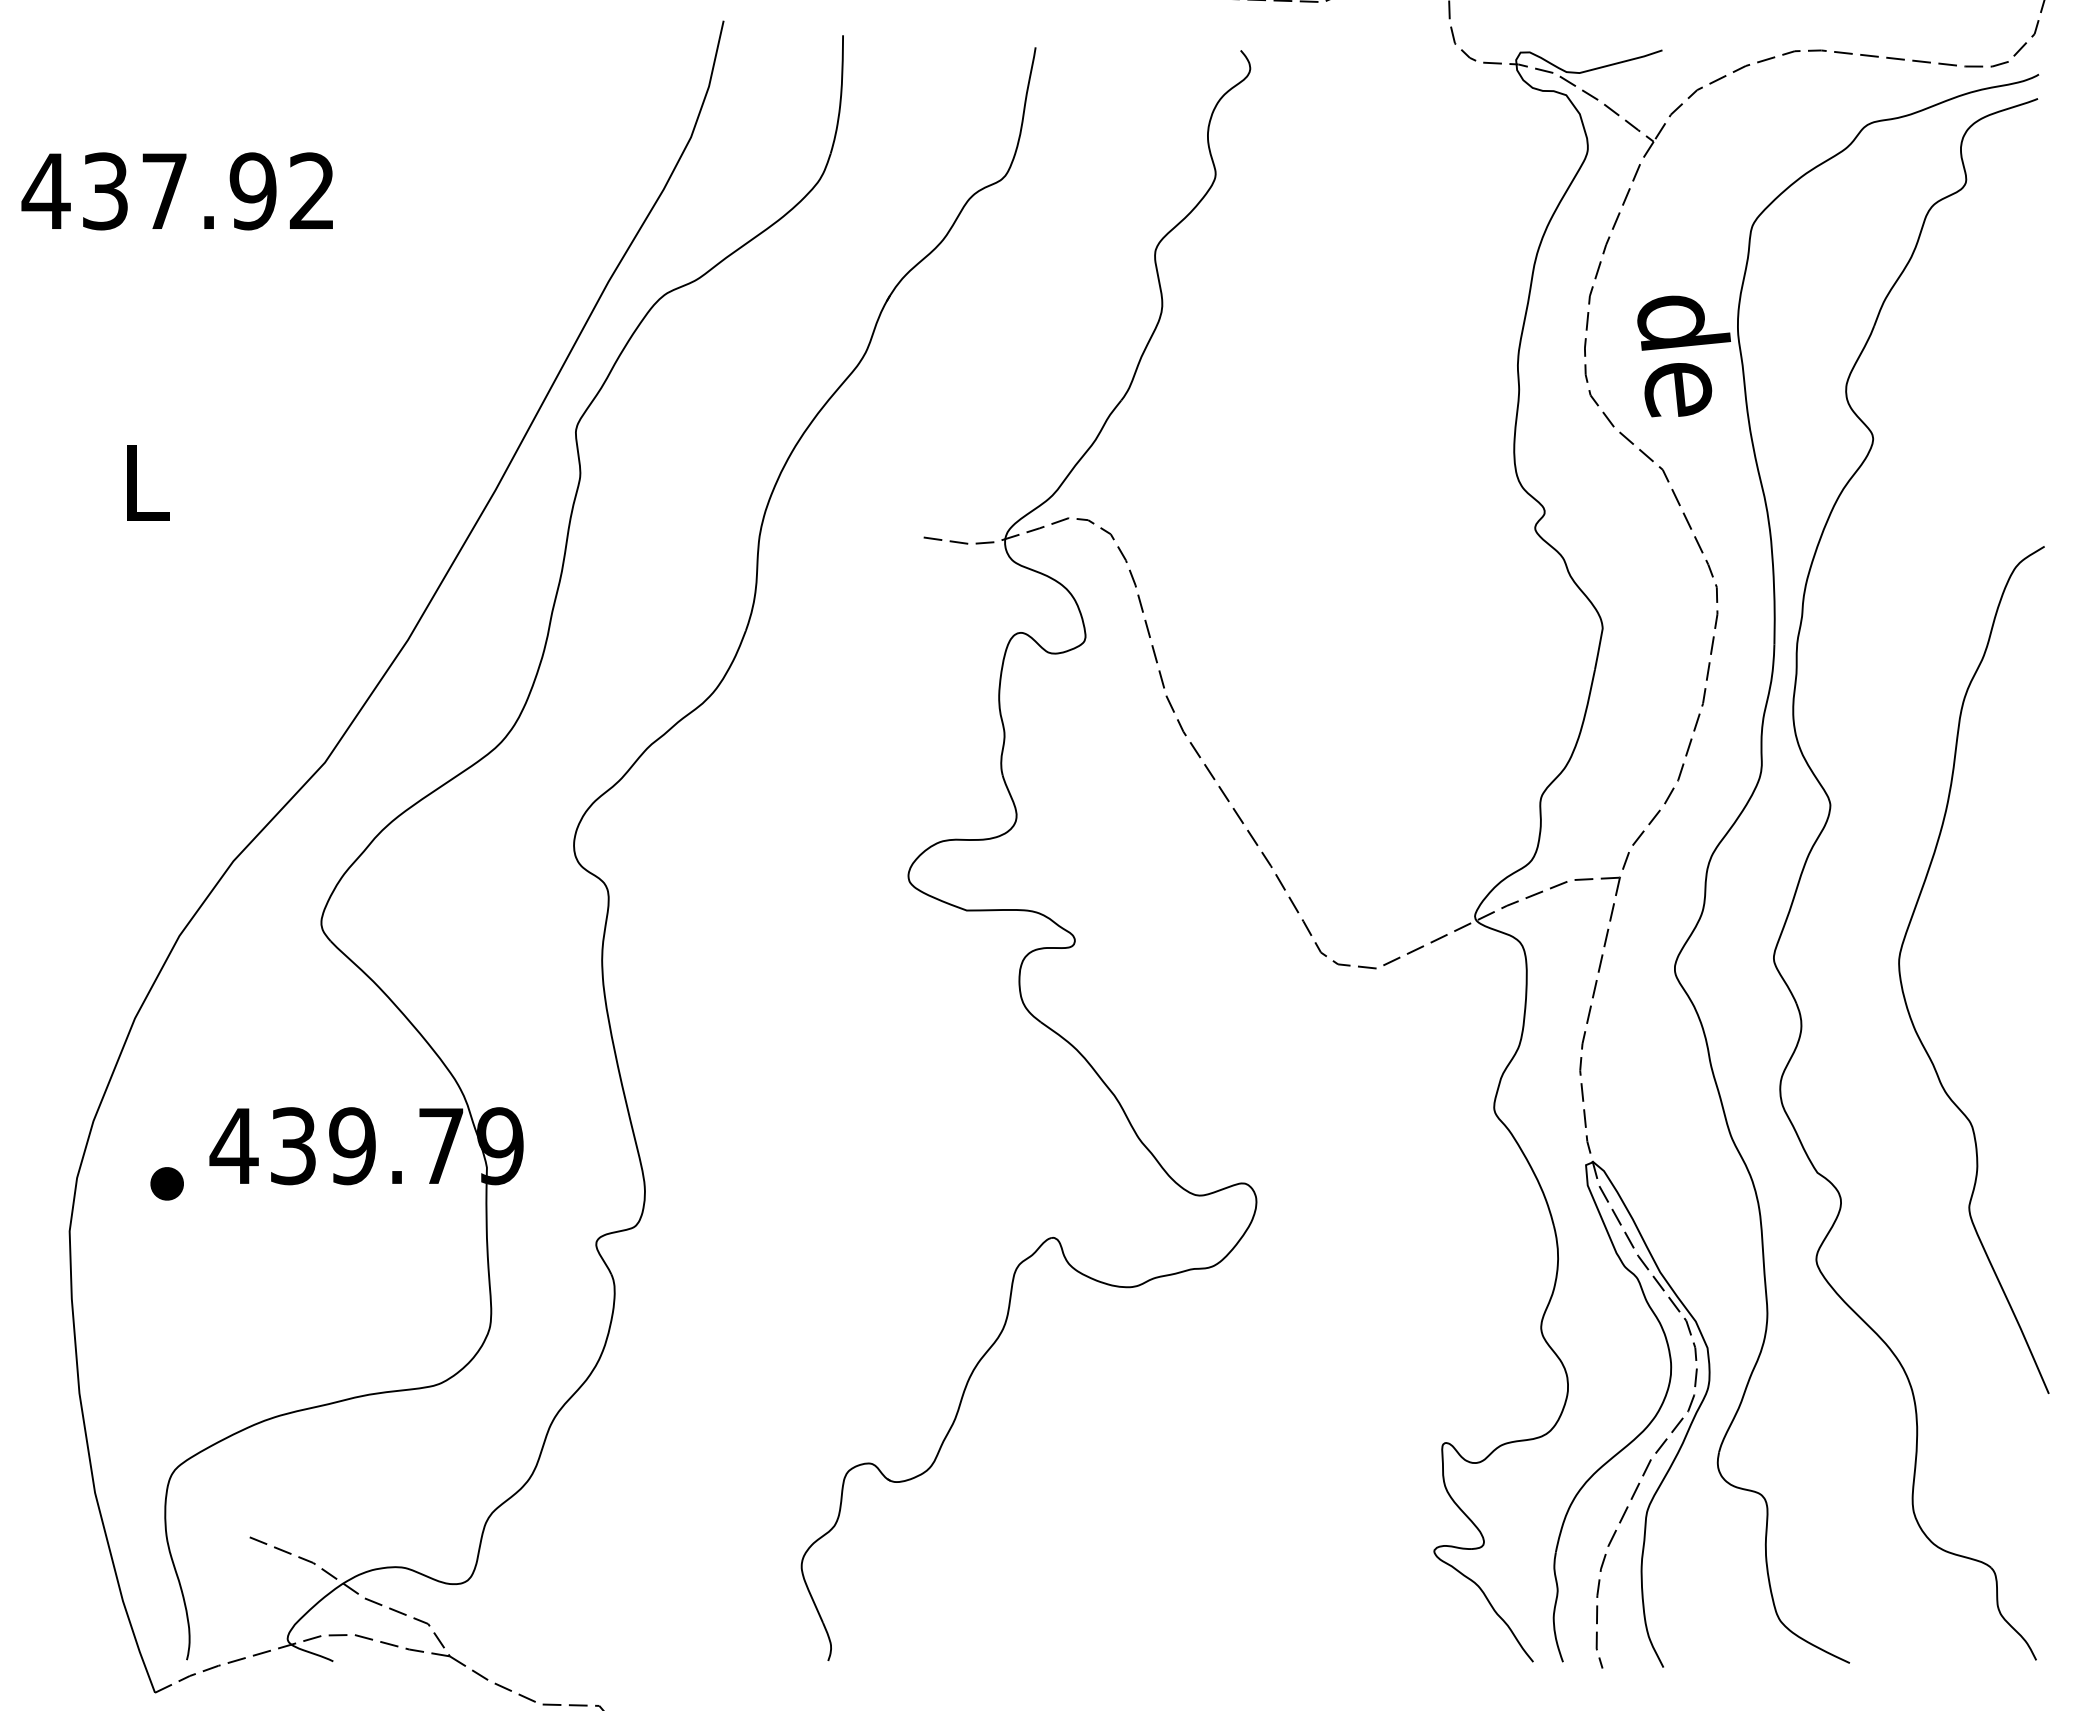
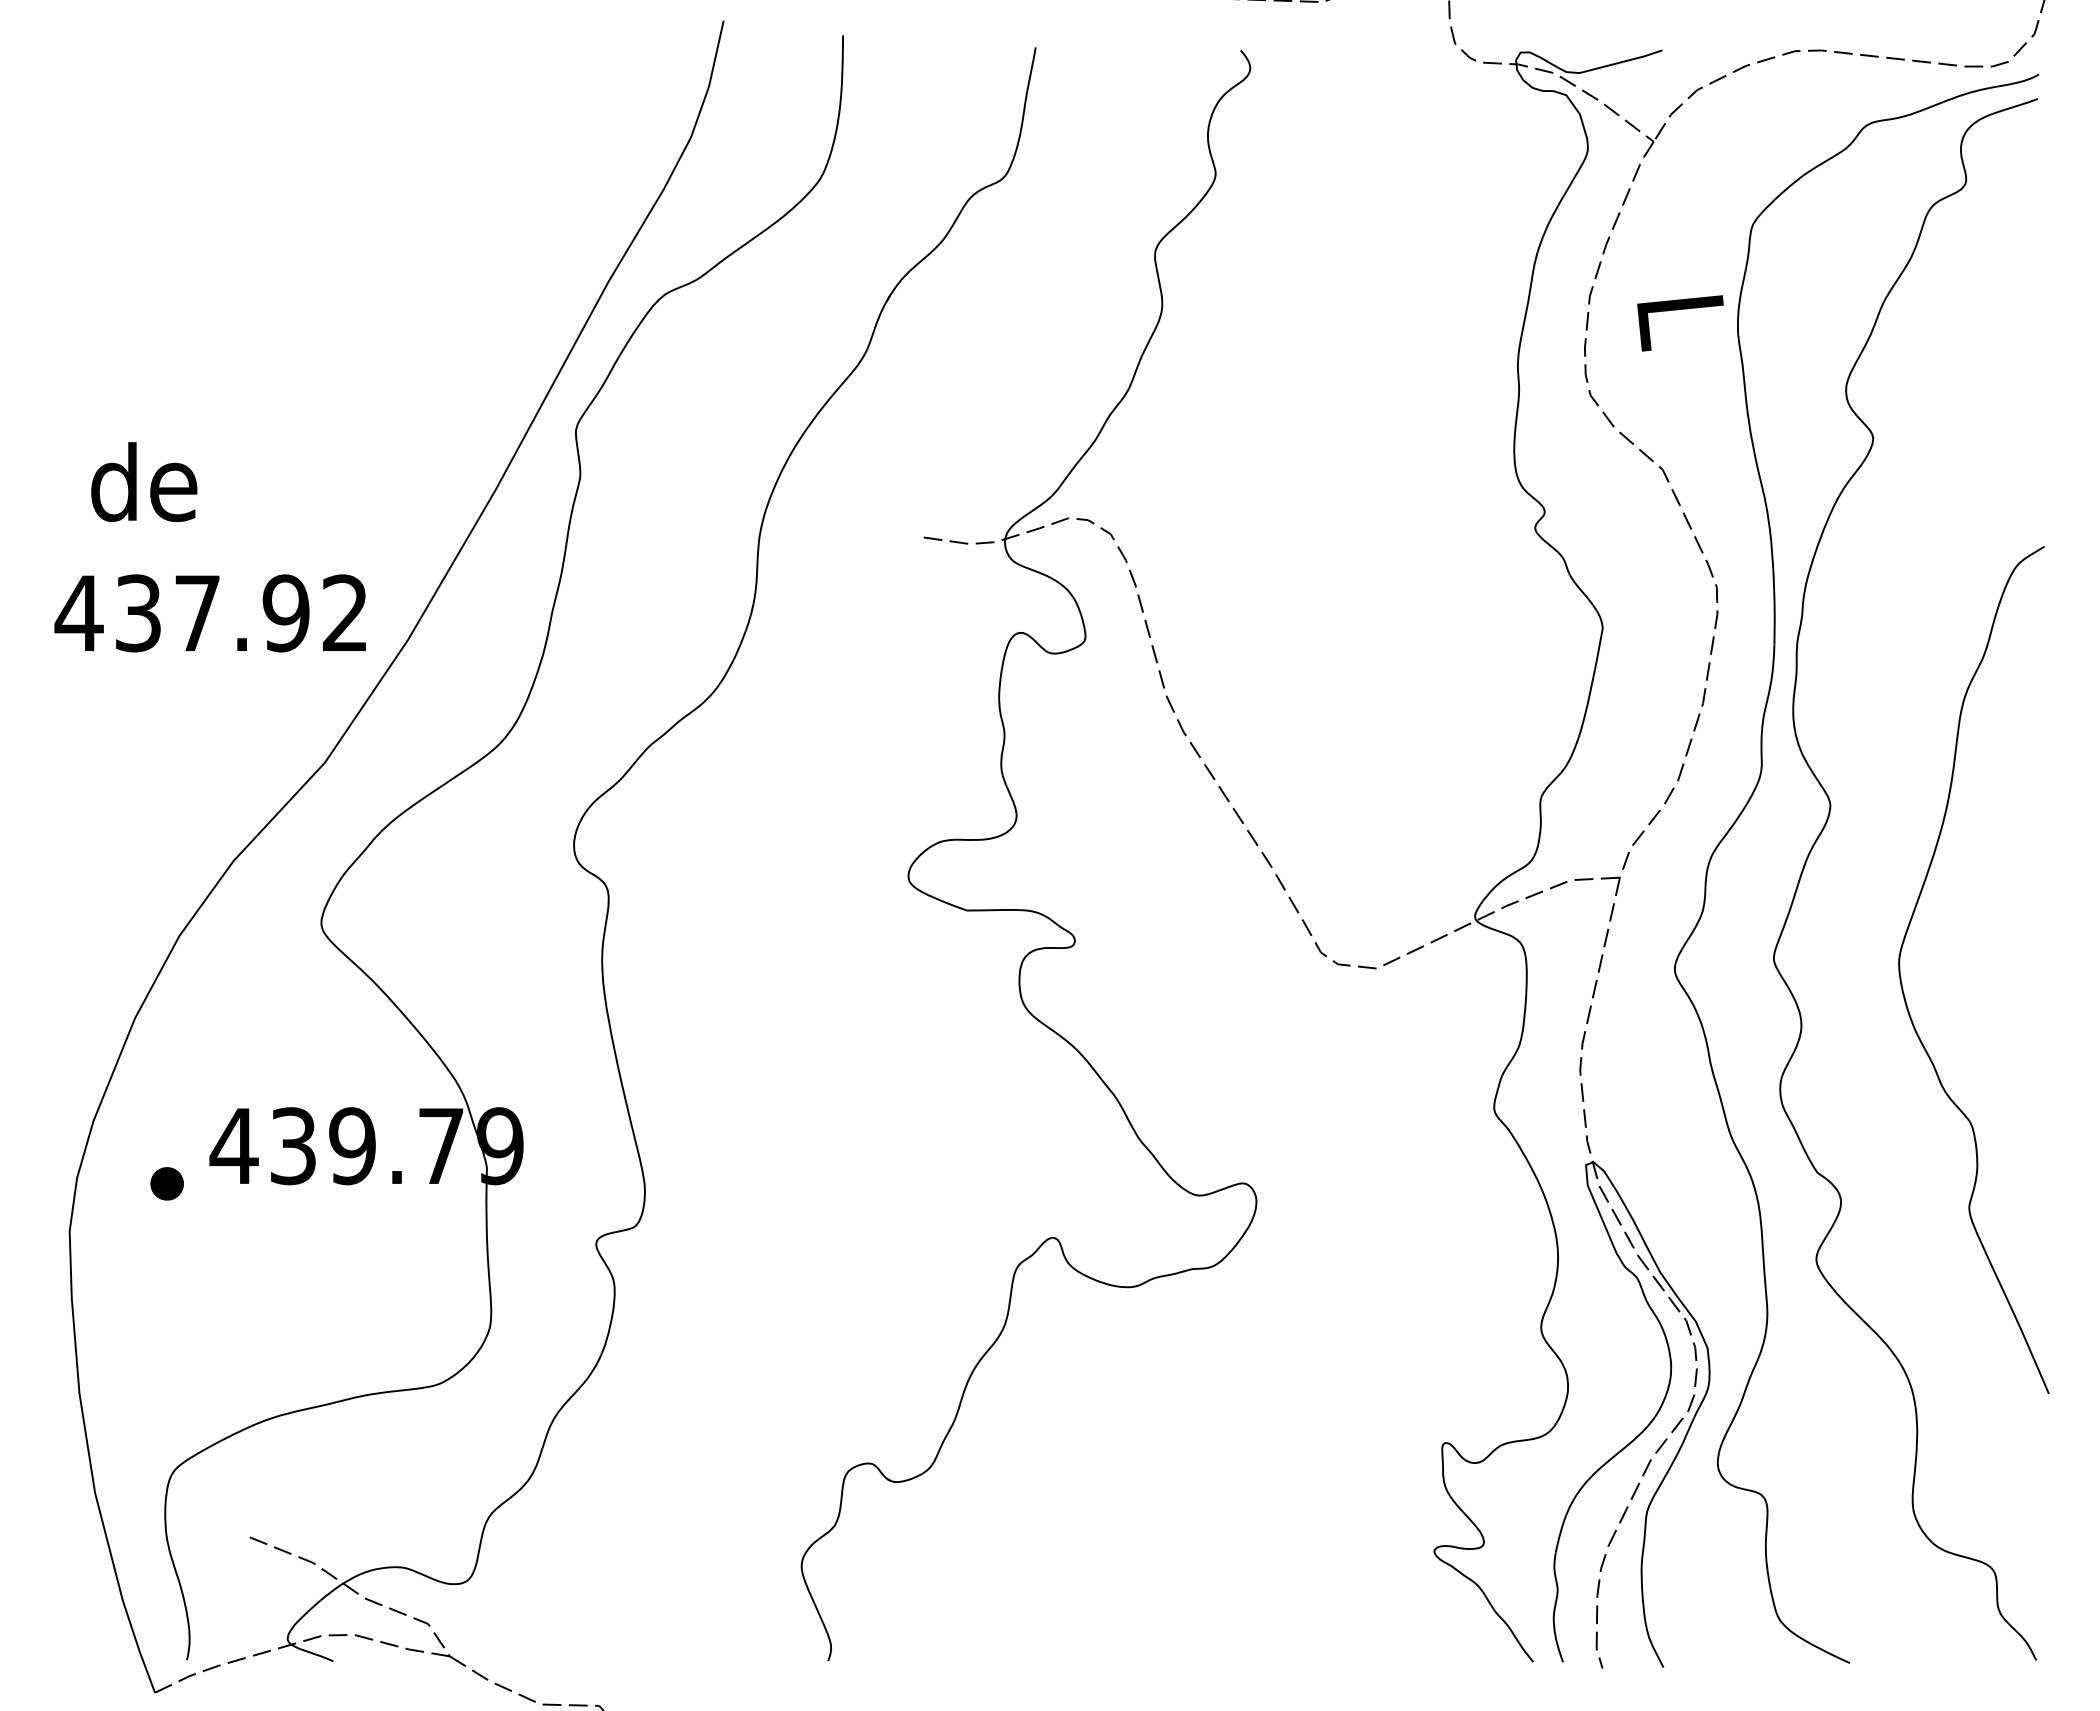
text position: (176, 191) -> (209, 613) (209, 613)
text: de -> L (1684, 356)
text: L -> de (144, 482)
